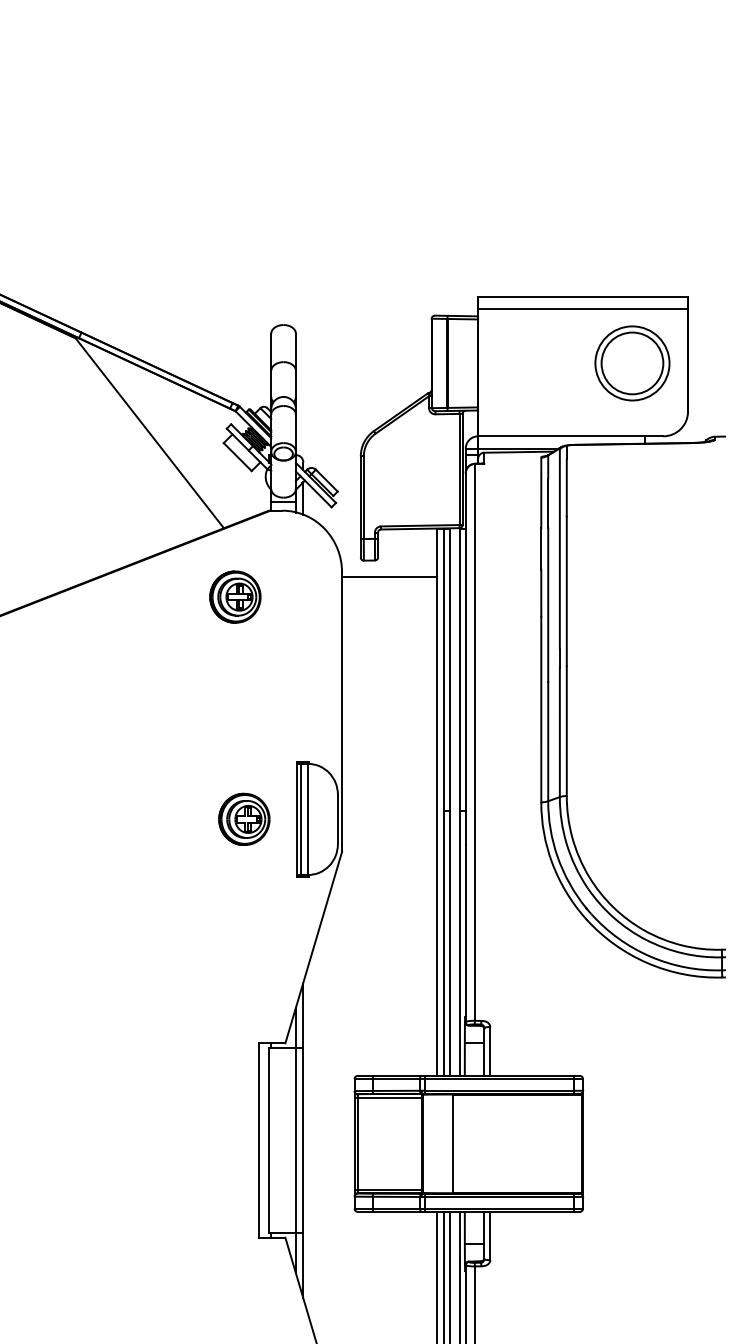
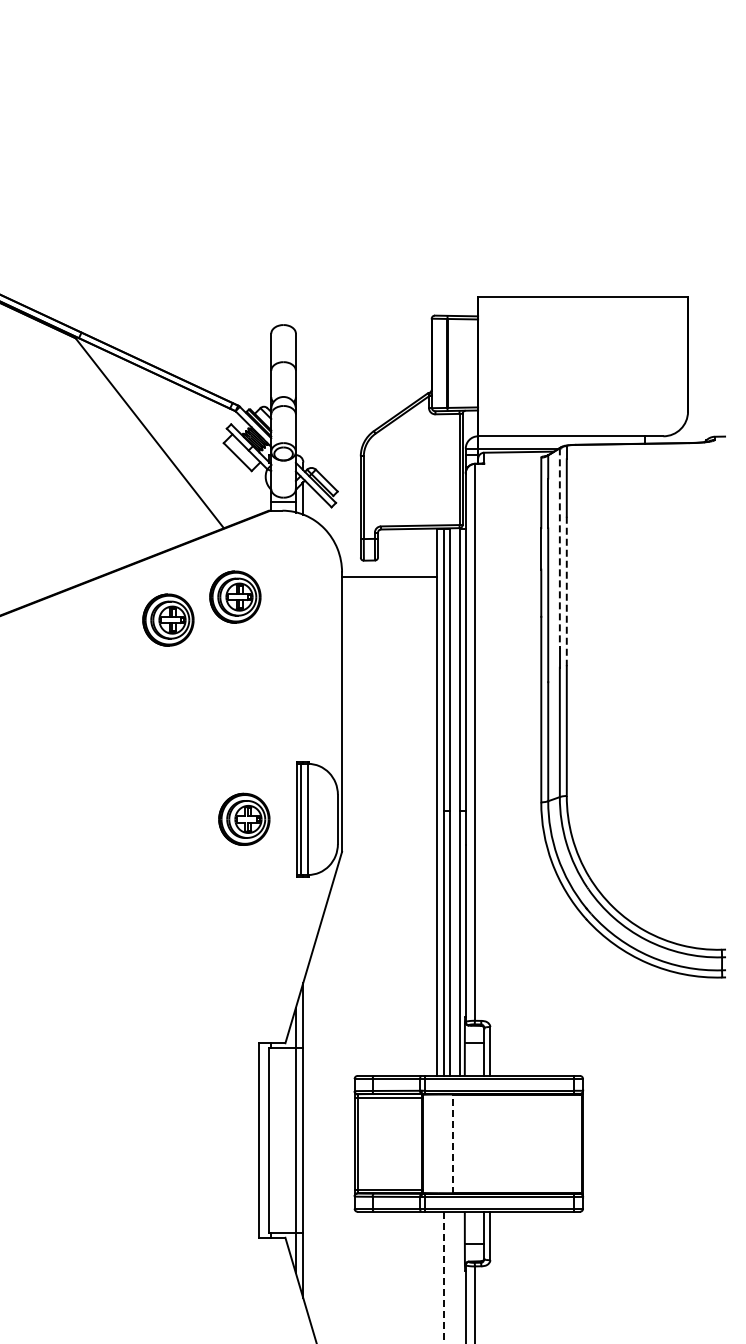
line: present -> none (583, 309)
part: present -> none (632, 363)
line: solid -> dashed (559, 549)
line: solid -> dashed (566, 591)
part: none -> present (168, 619)
line: solid -> dashed (453, 1143)
line: present -> none (436, 1275)
line: present -> none (450, 1275)
line: present -> none (459, 1275)
line: solid -> dashed (444, 1277)
